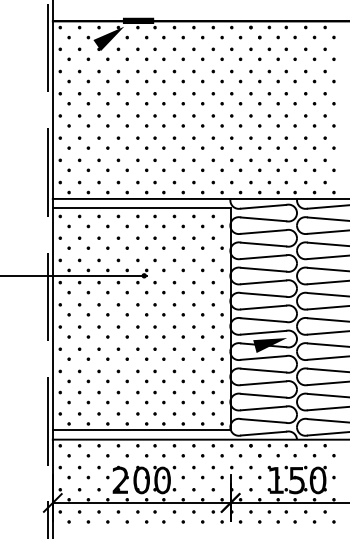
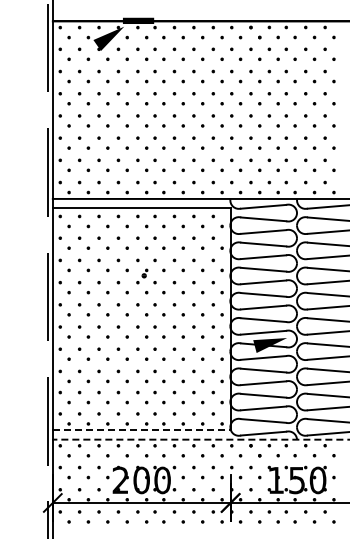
line: present -> none (74, 275)
line: solid -> dashed (141, 430)
line: solid -> dashed (200, 439)
